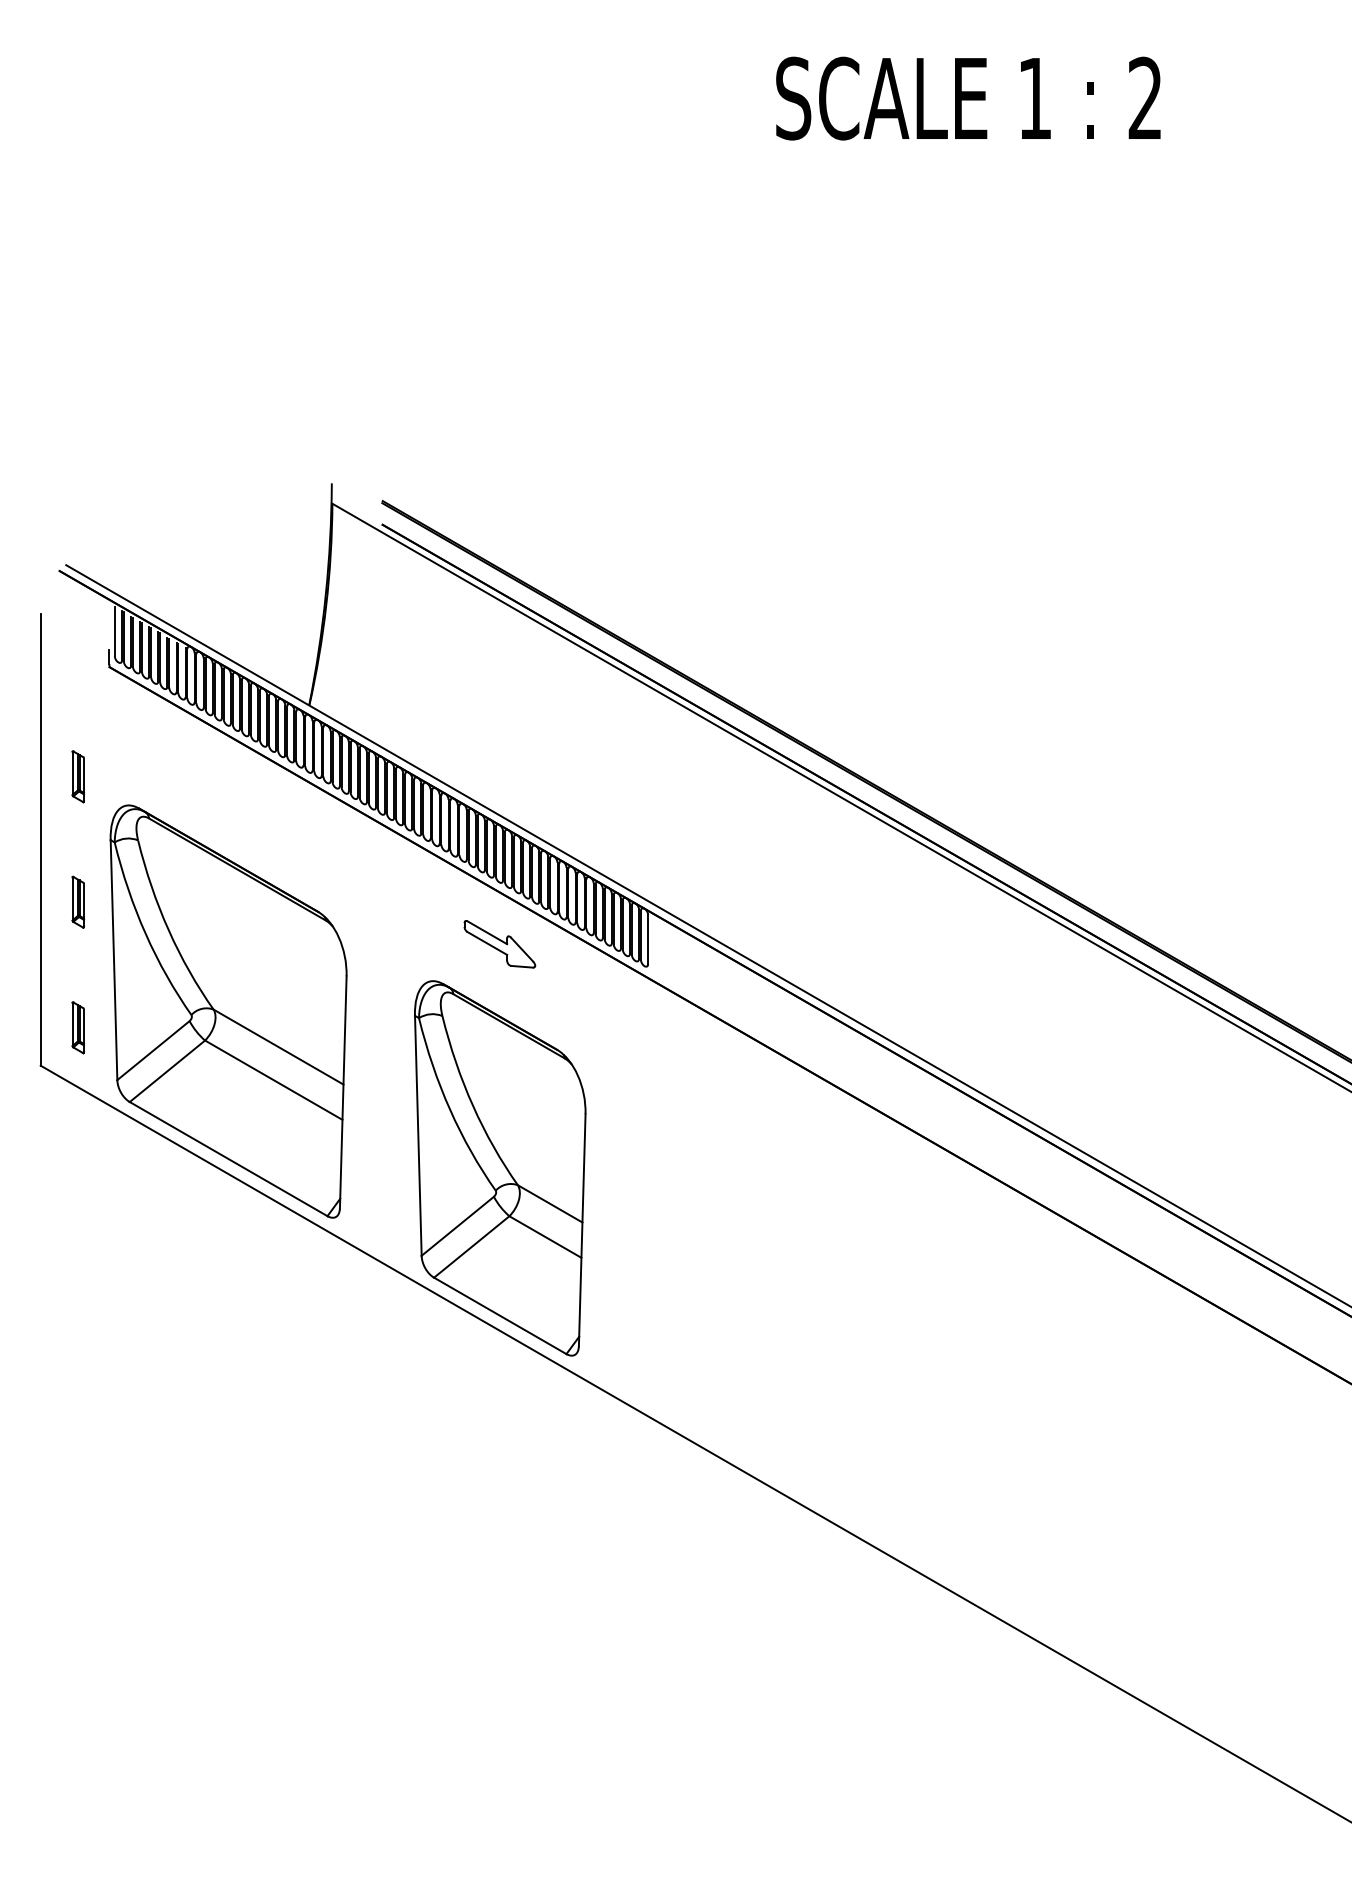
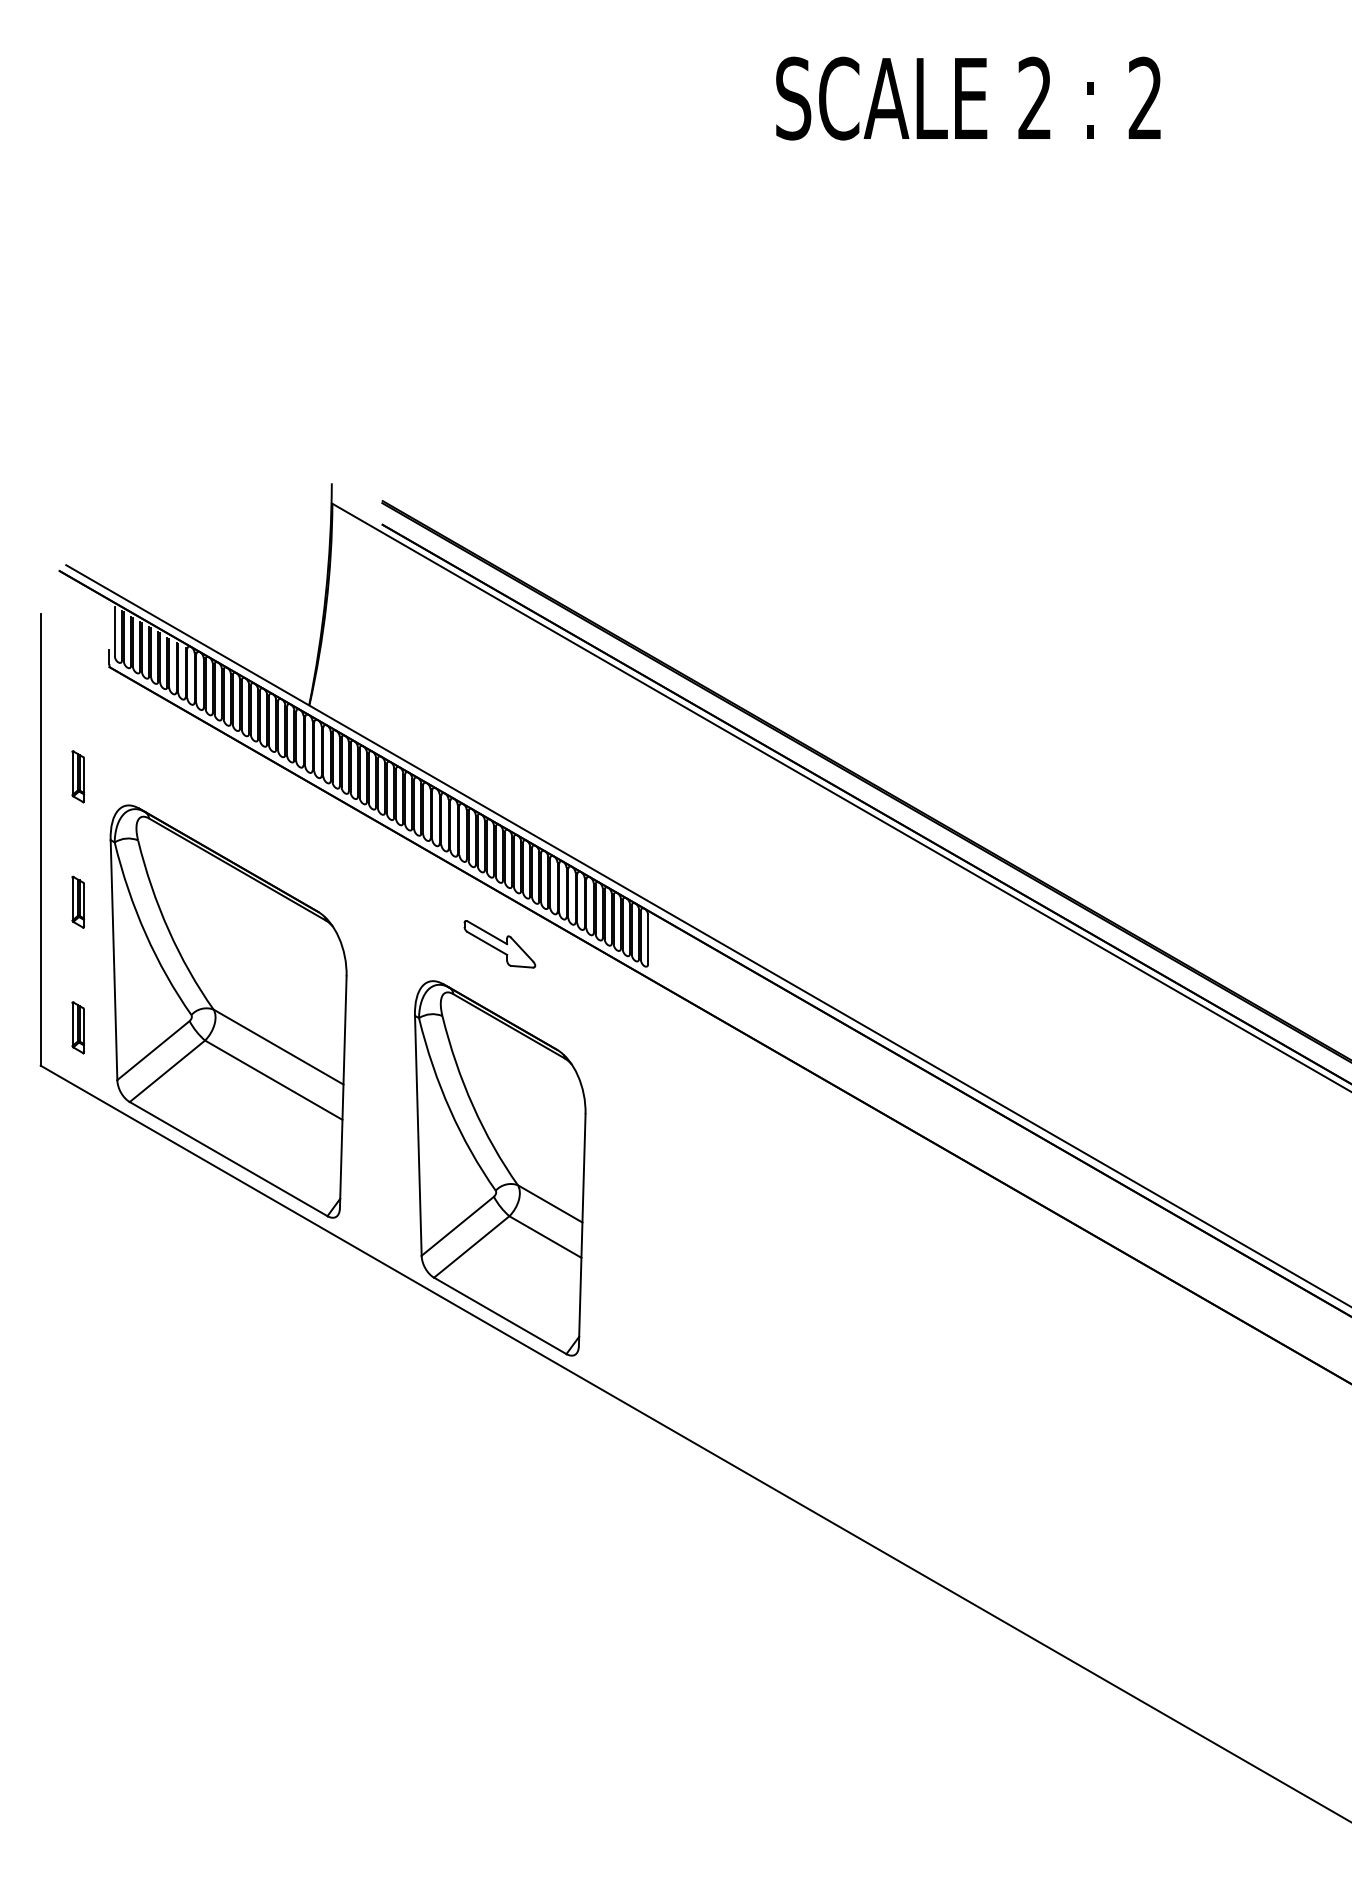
text: 1 -> 2 (1034, 97)
